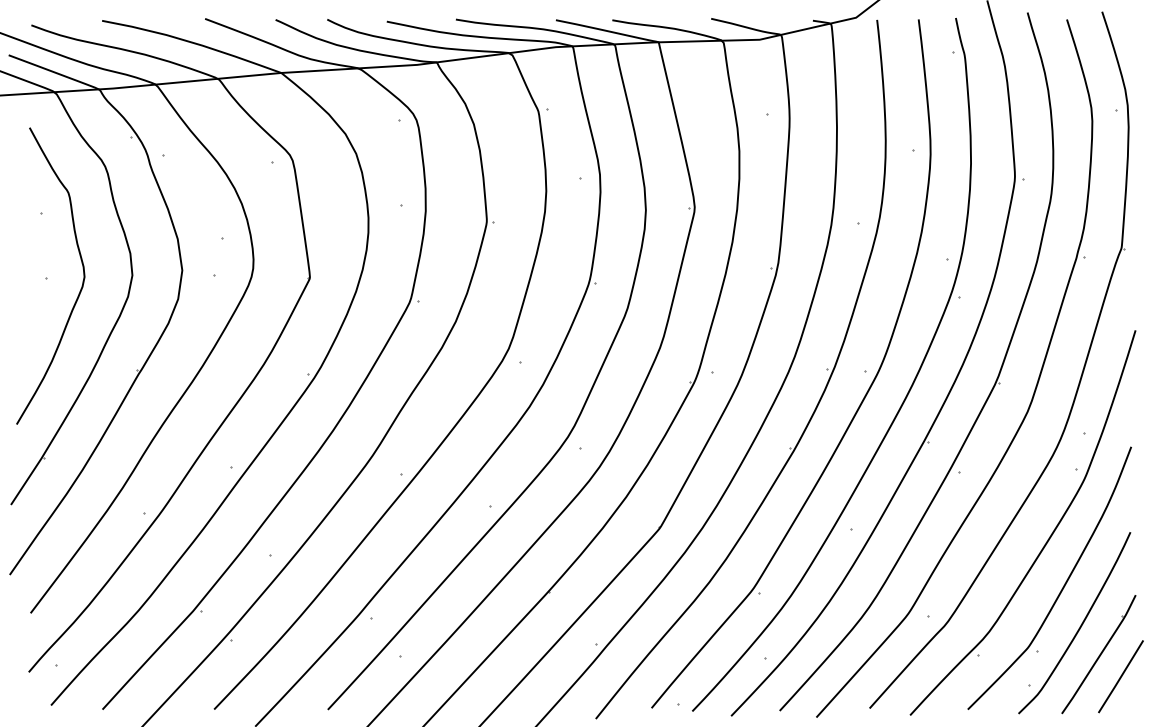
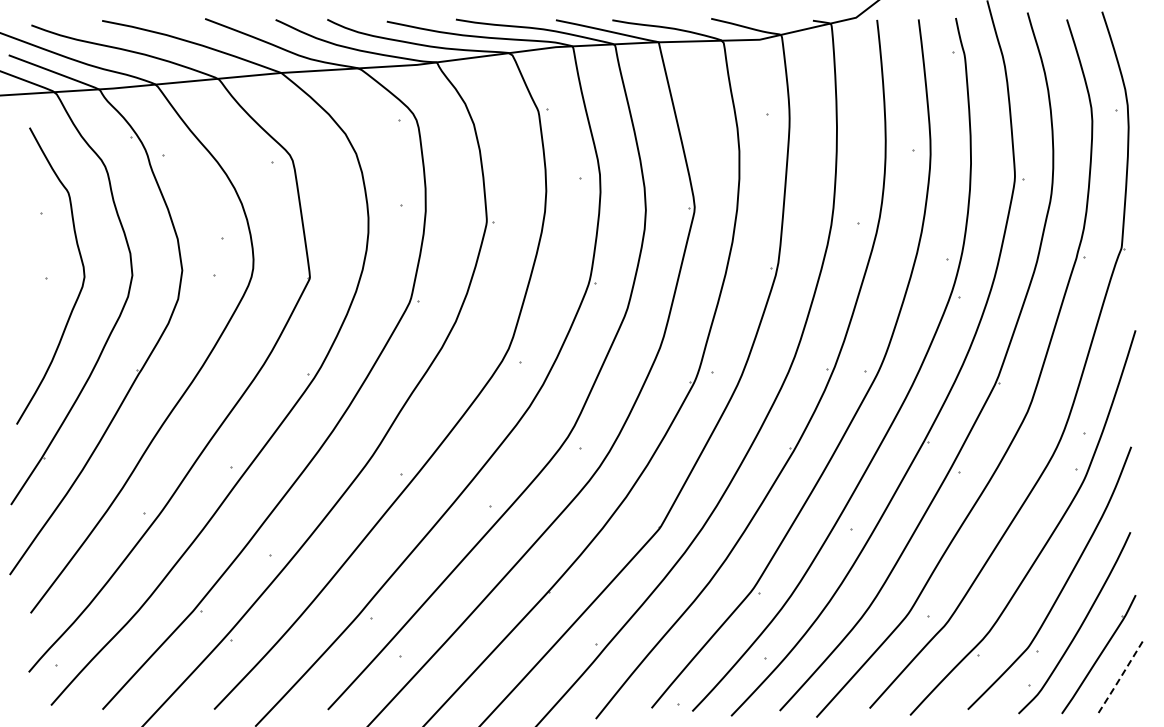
line: solid -> dashed (1120, 677)
